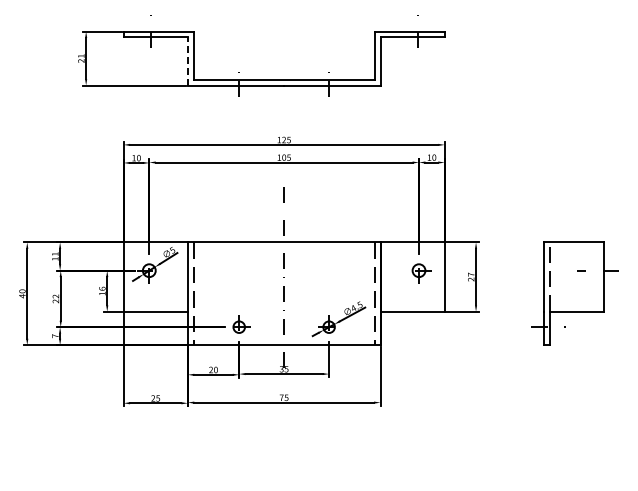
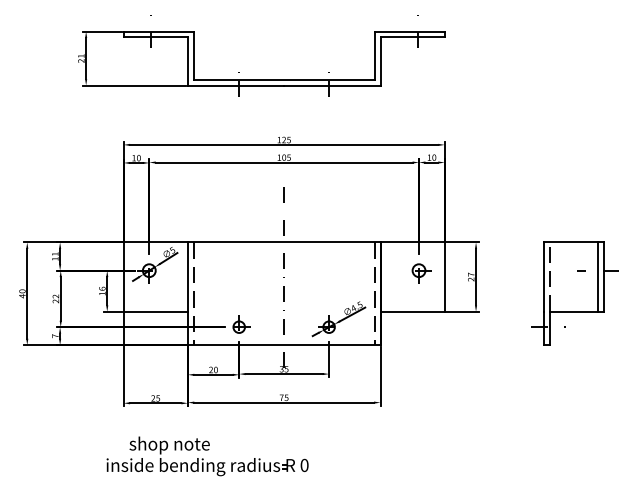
line: dashed -> solid (187, 61)
line: none -> present (598, 276)
part: none -> present (207, 456)
